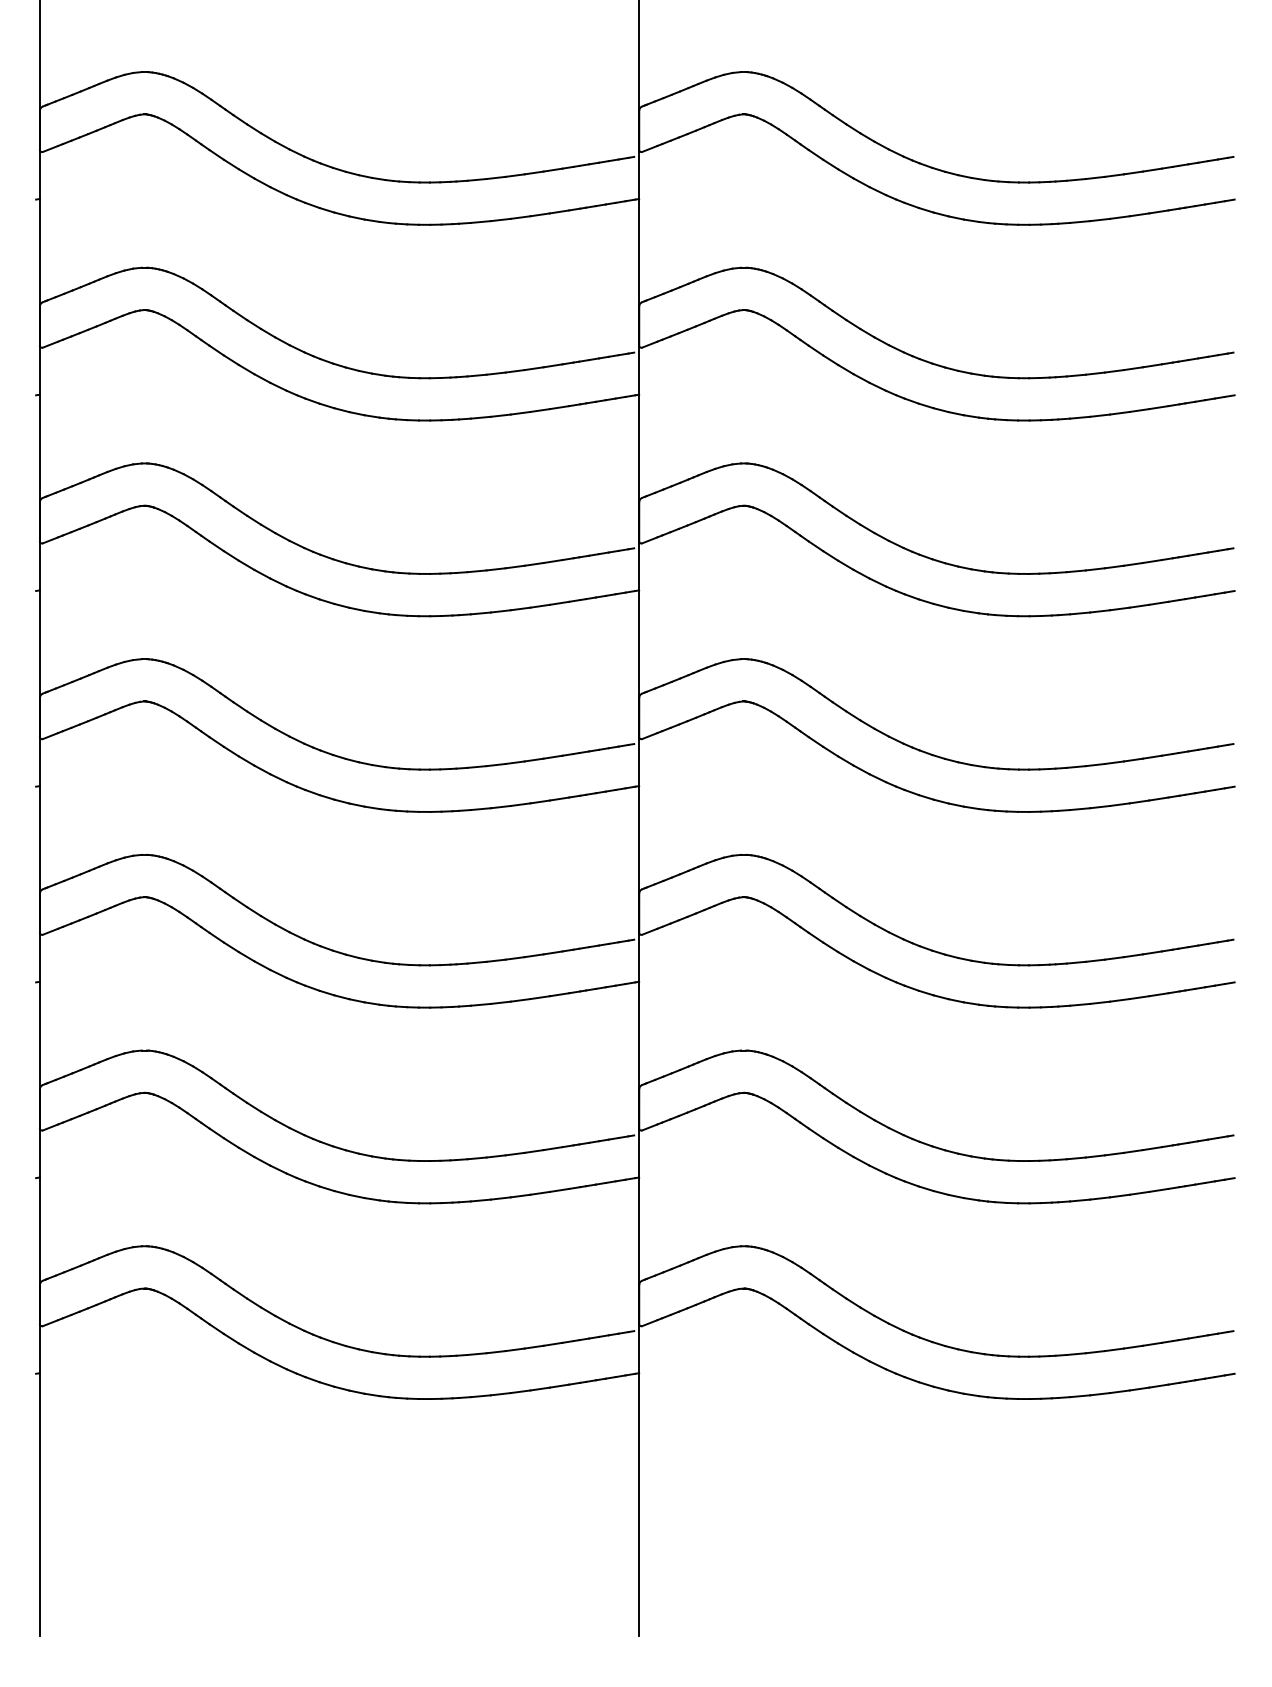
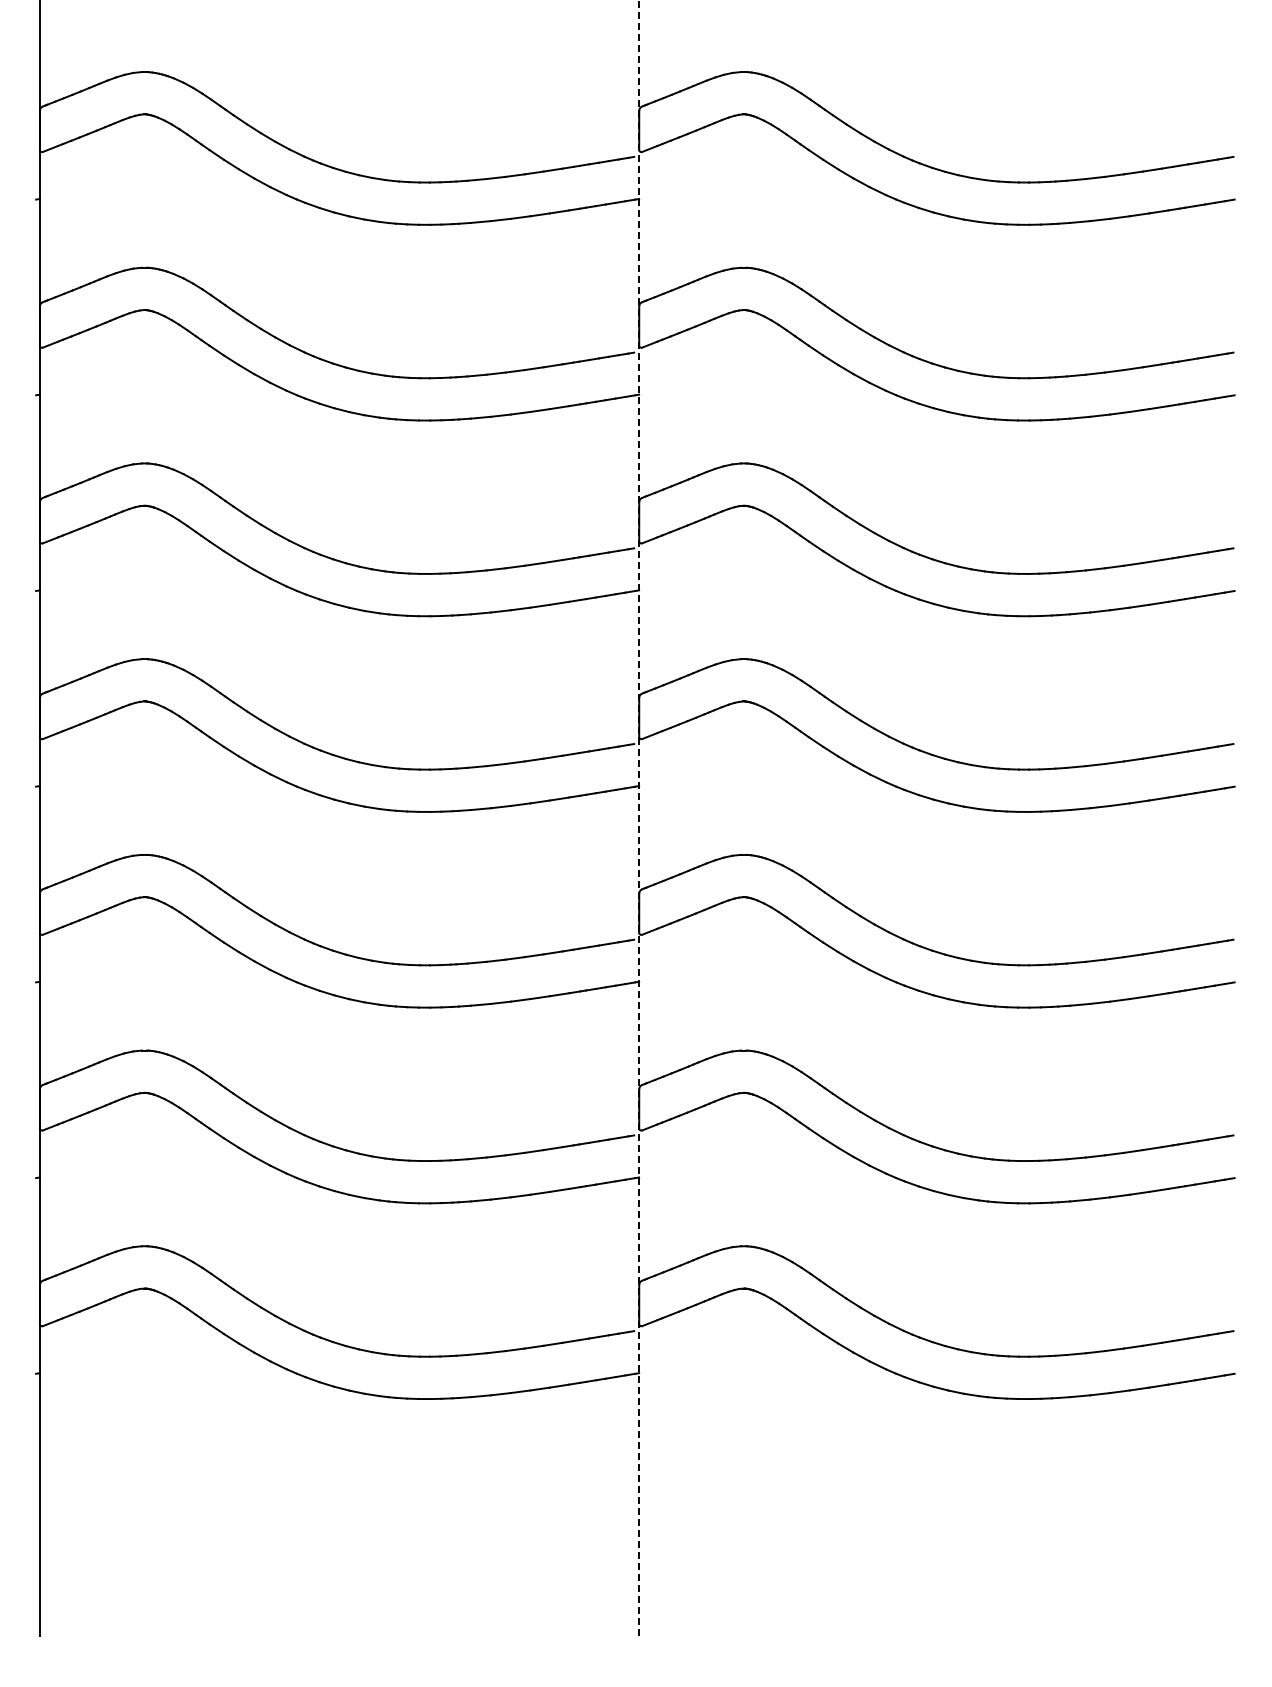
line: solid -> dashed (639, 818)
